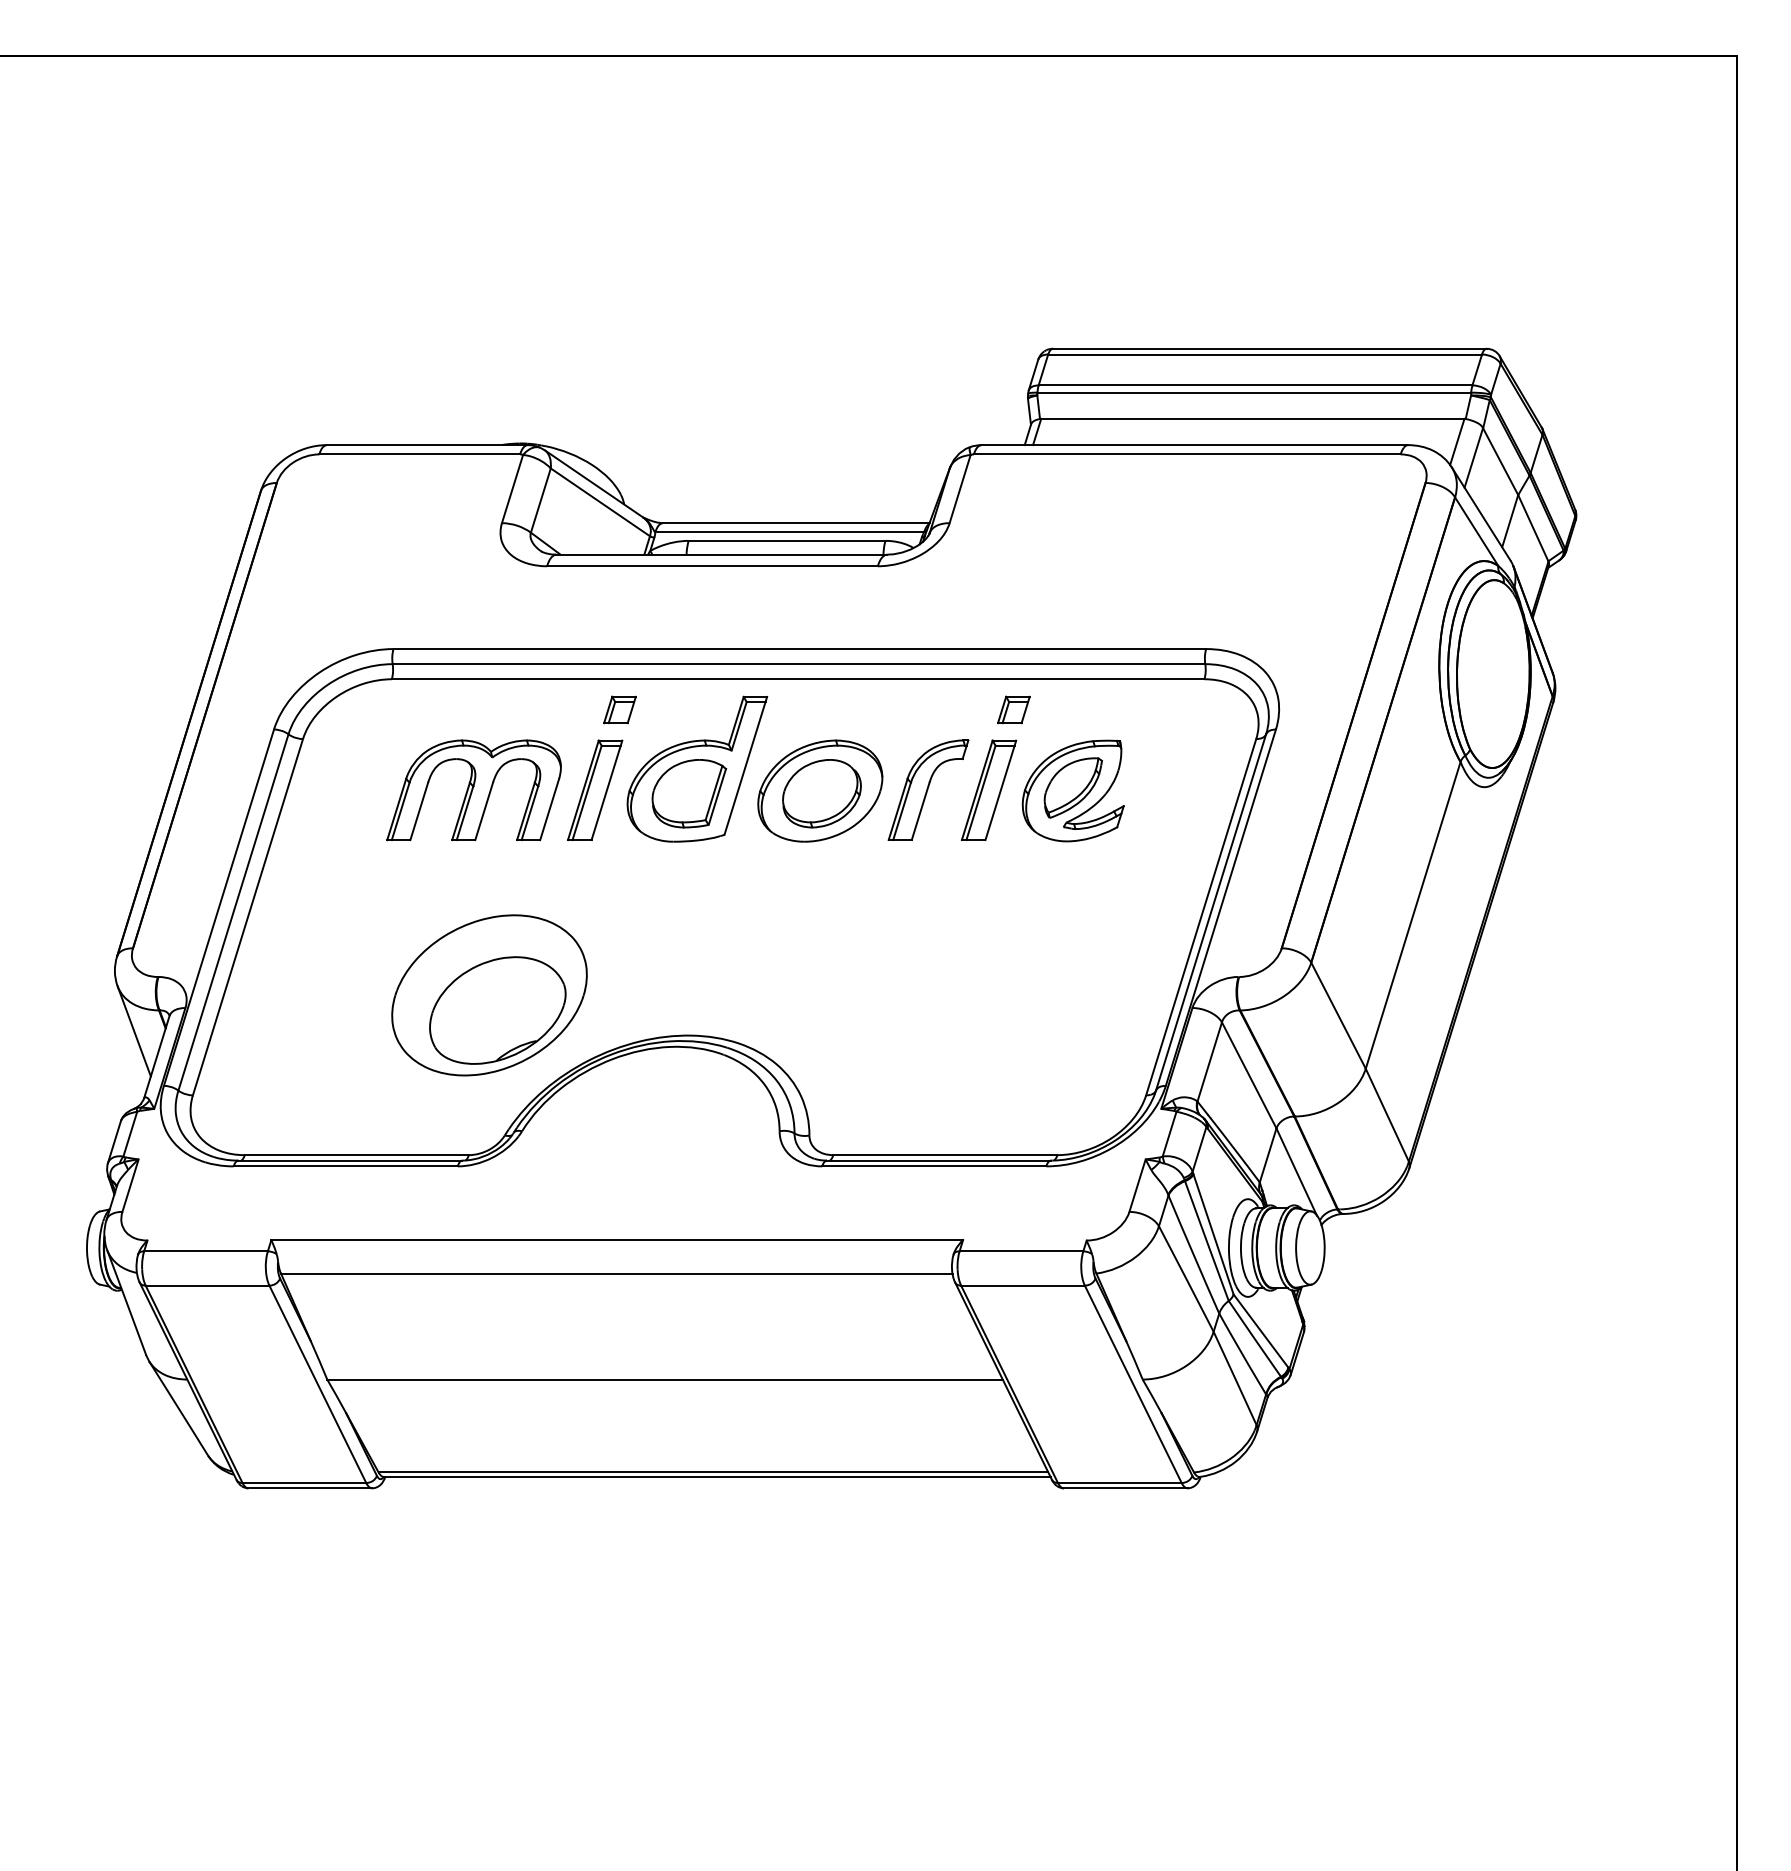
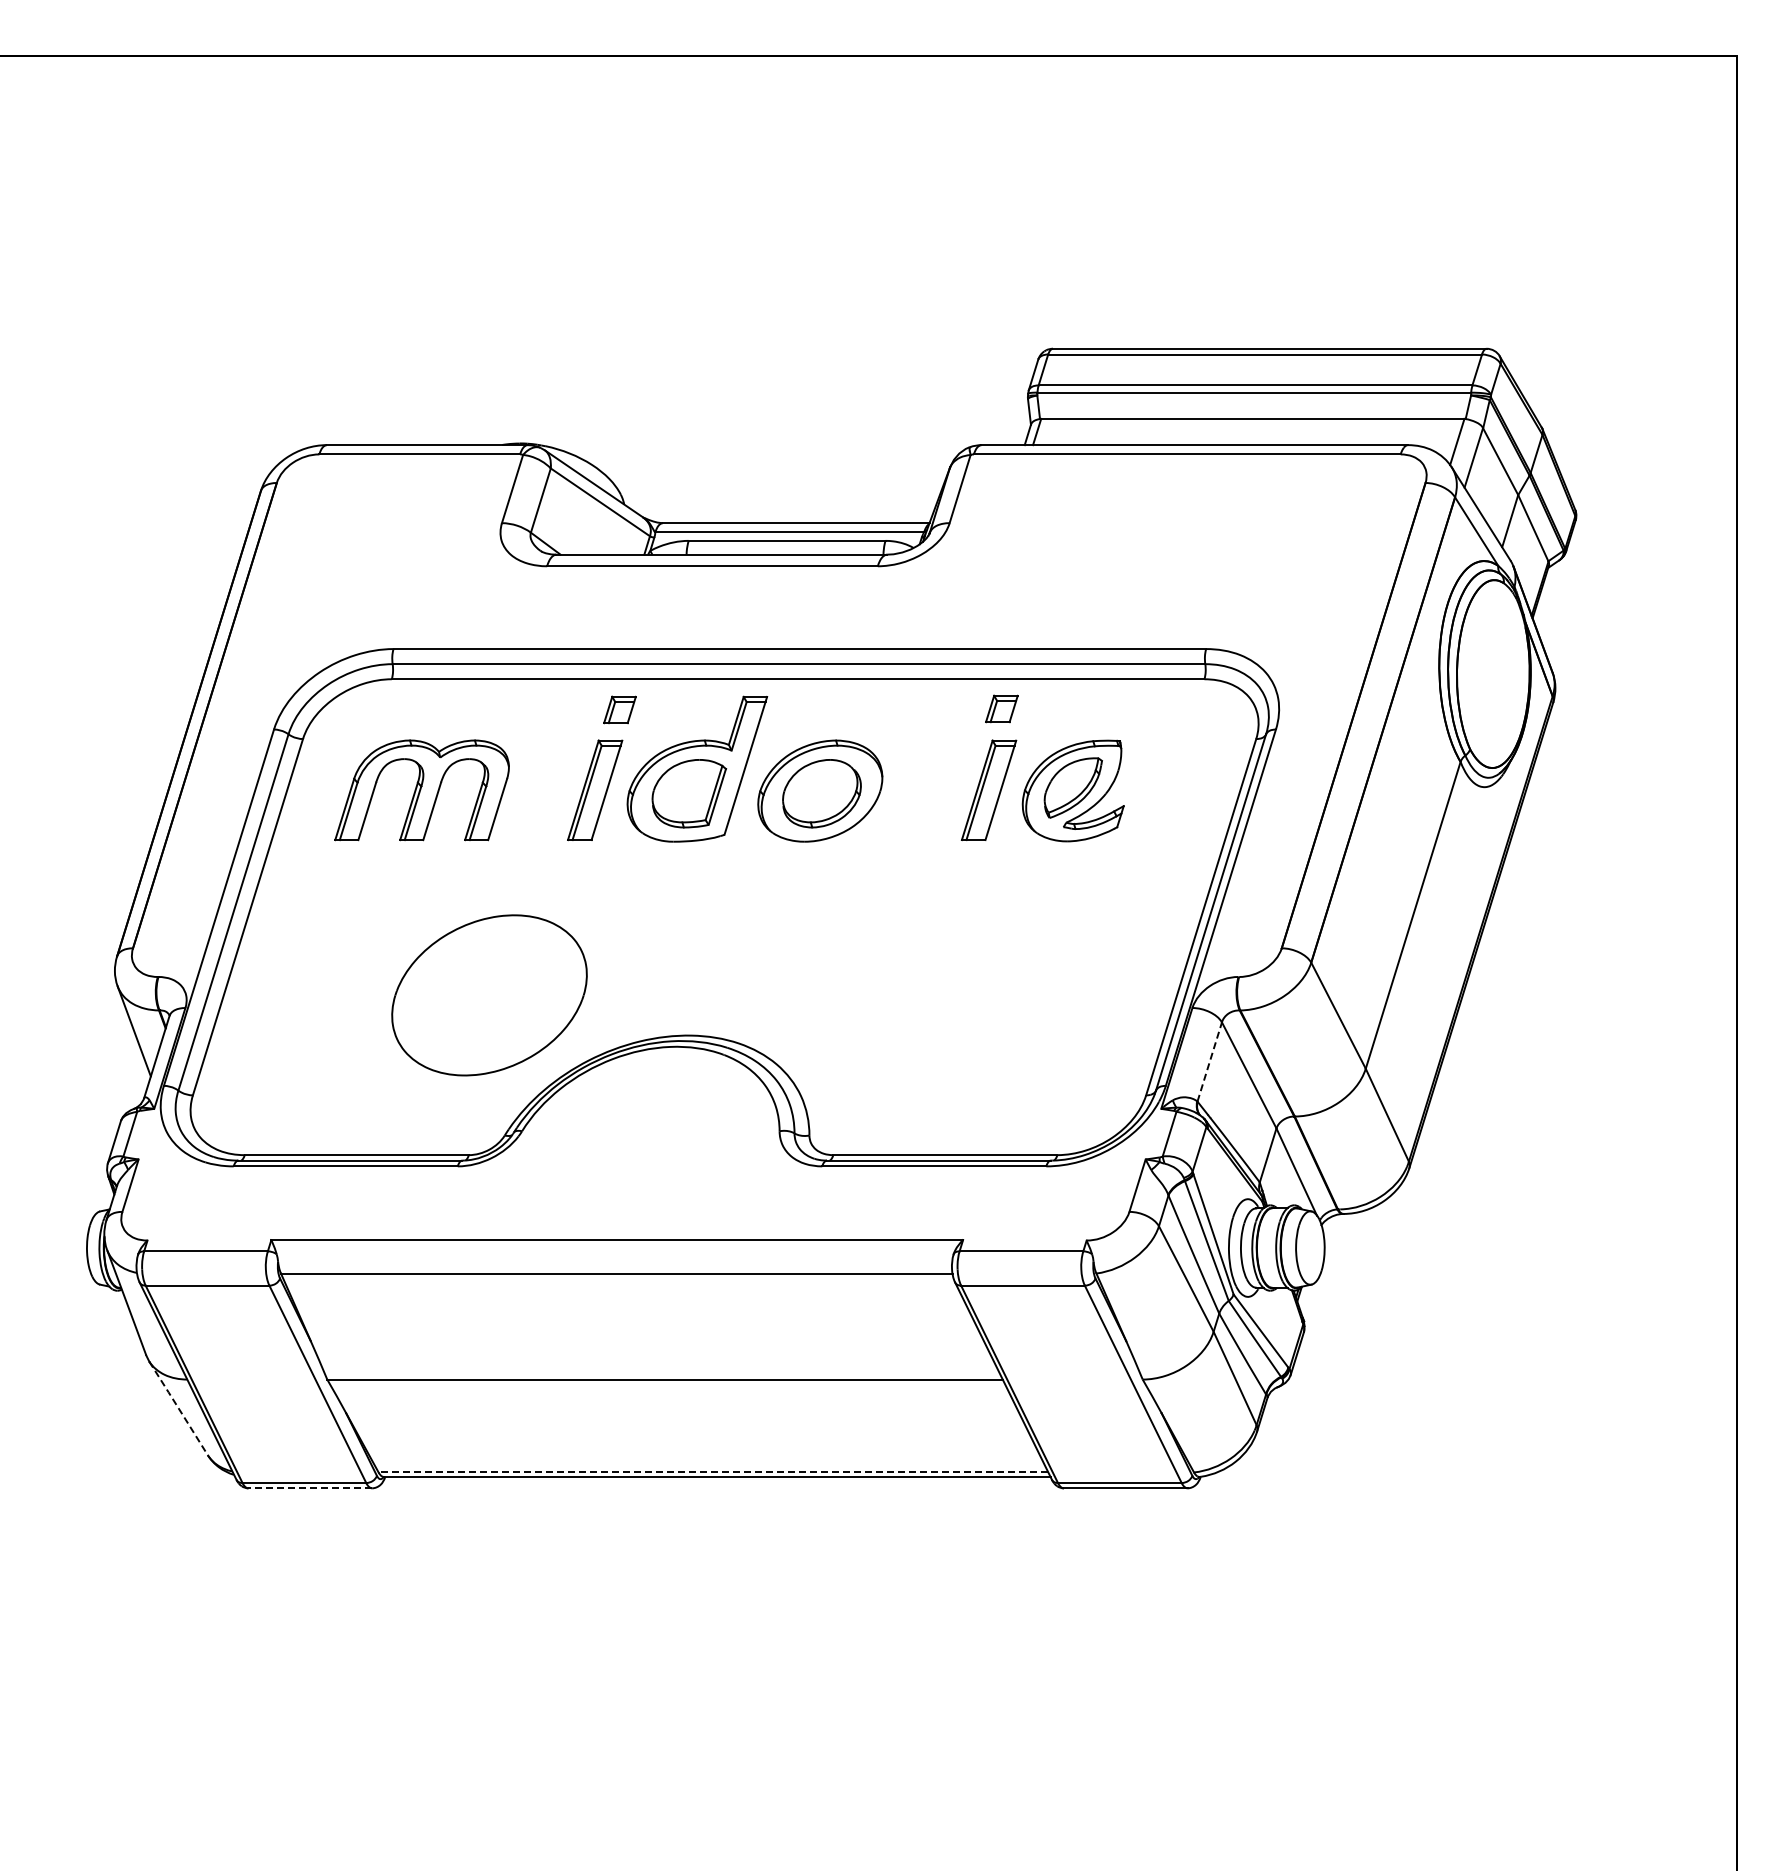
part position: (1013, 709) -> (1001, 708) (1001, 708)
part: present -> none (928, 789)
part position: (473, 790) -> (421, 790) (421, 790)
part: present -> none (497, 1010)
line: solid -> dashed (1209, 1061)
line: solid -> dashed (178, 1408)
line: solid -> dashed (713, 1472)
line: solid -> dashed (310, 1488)
